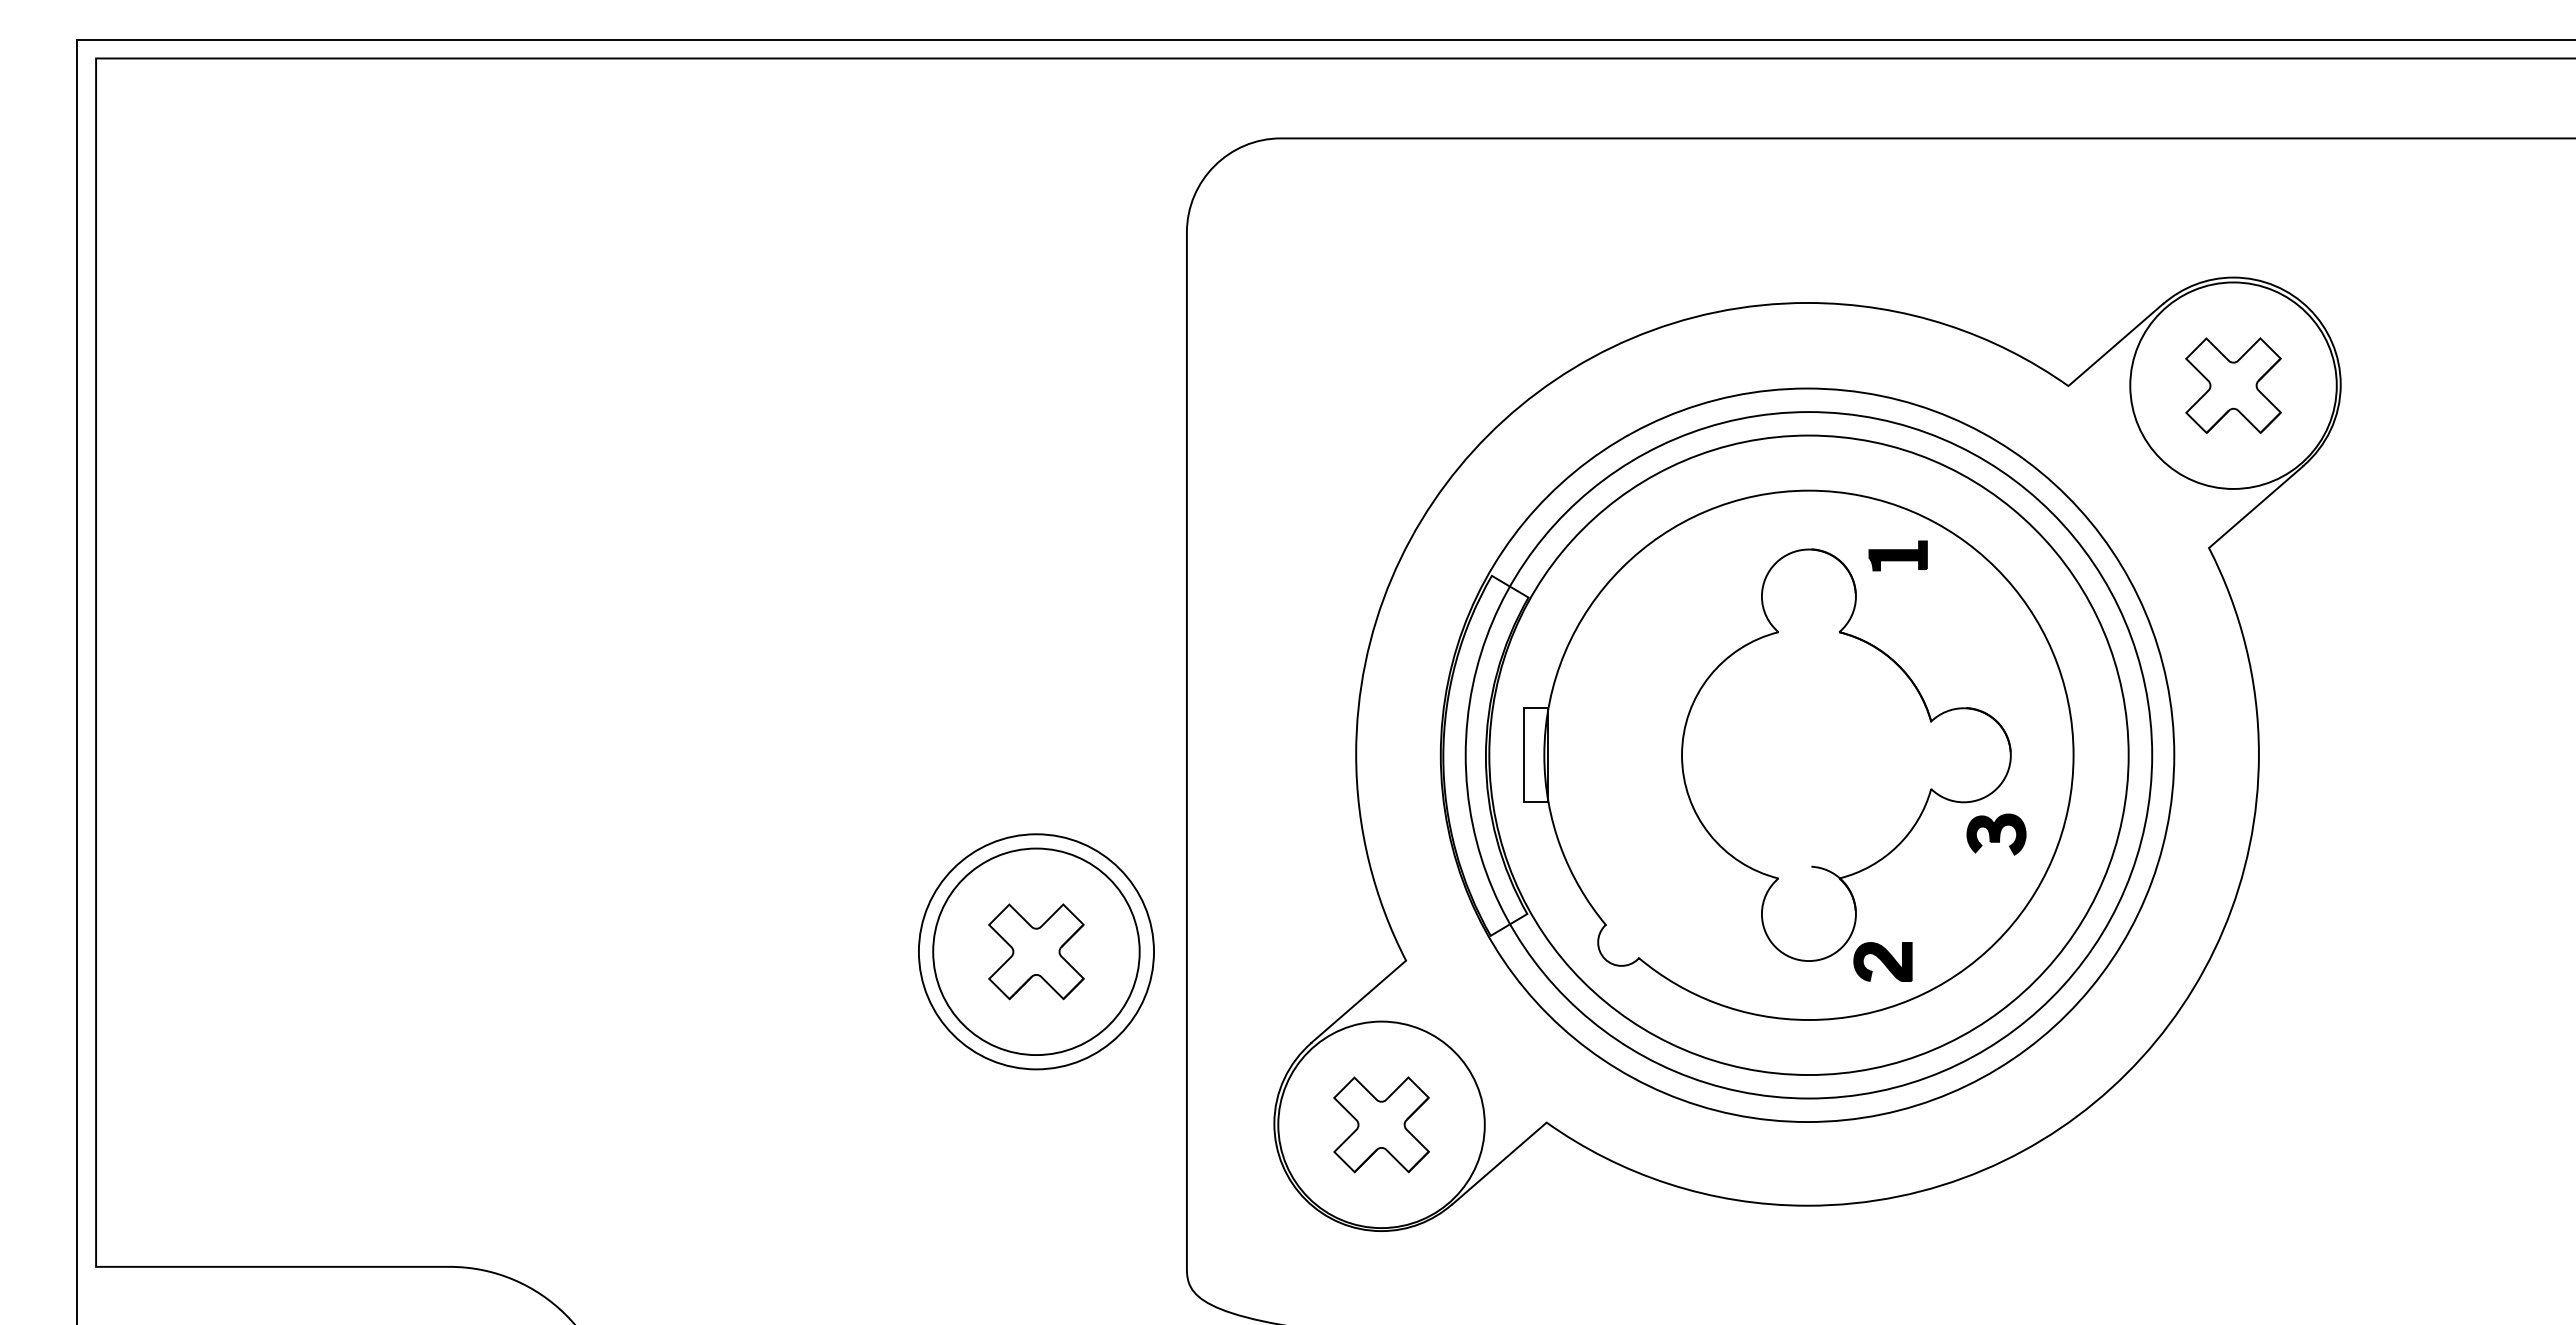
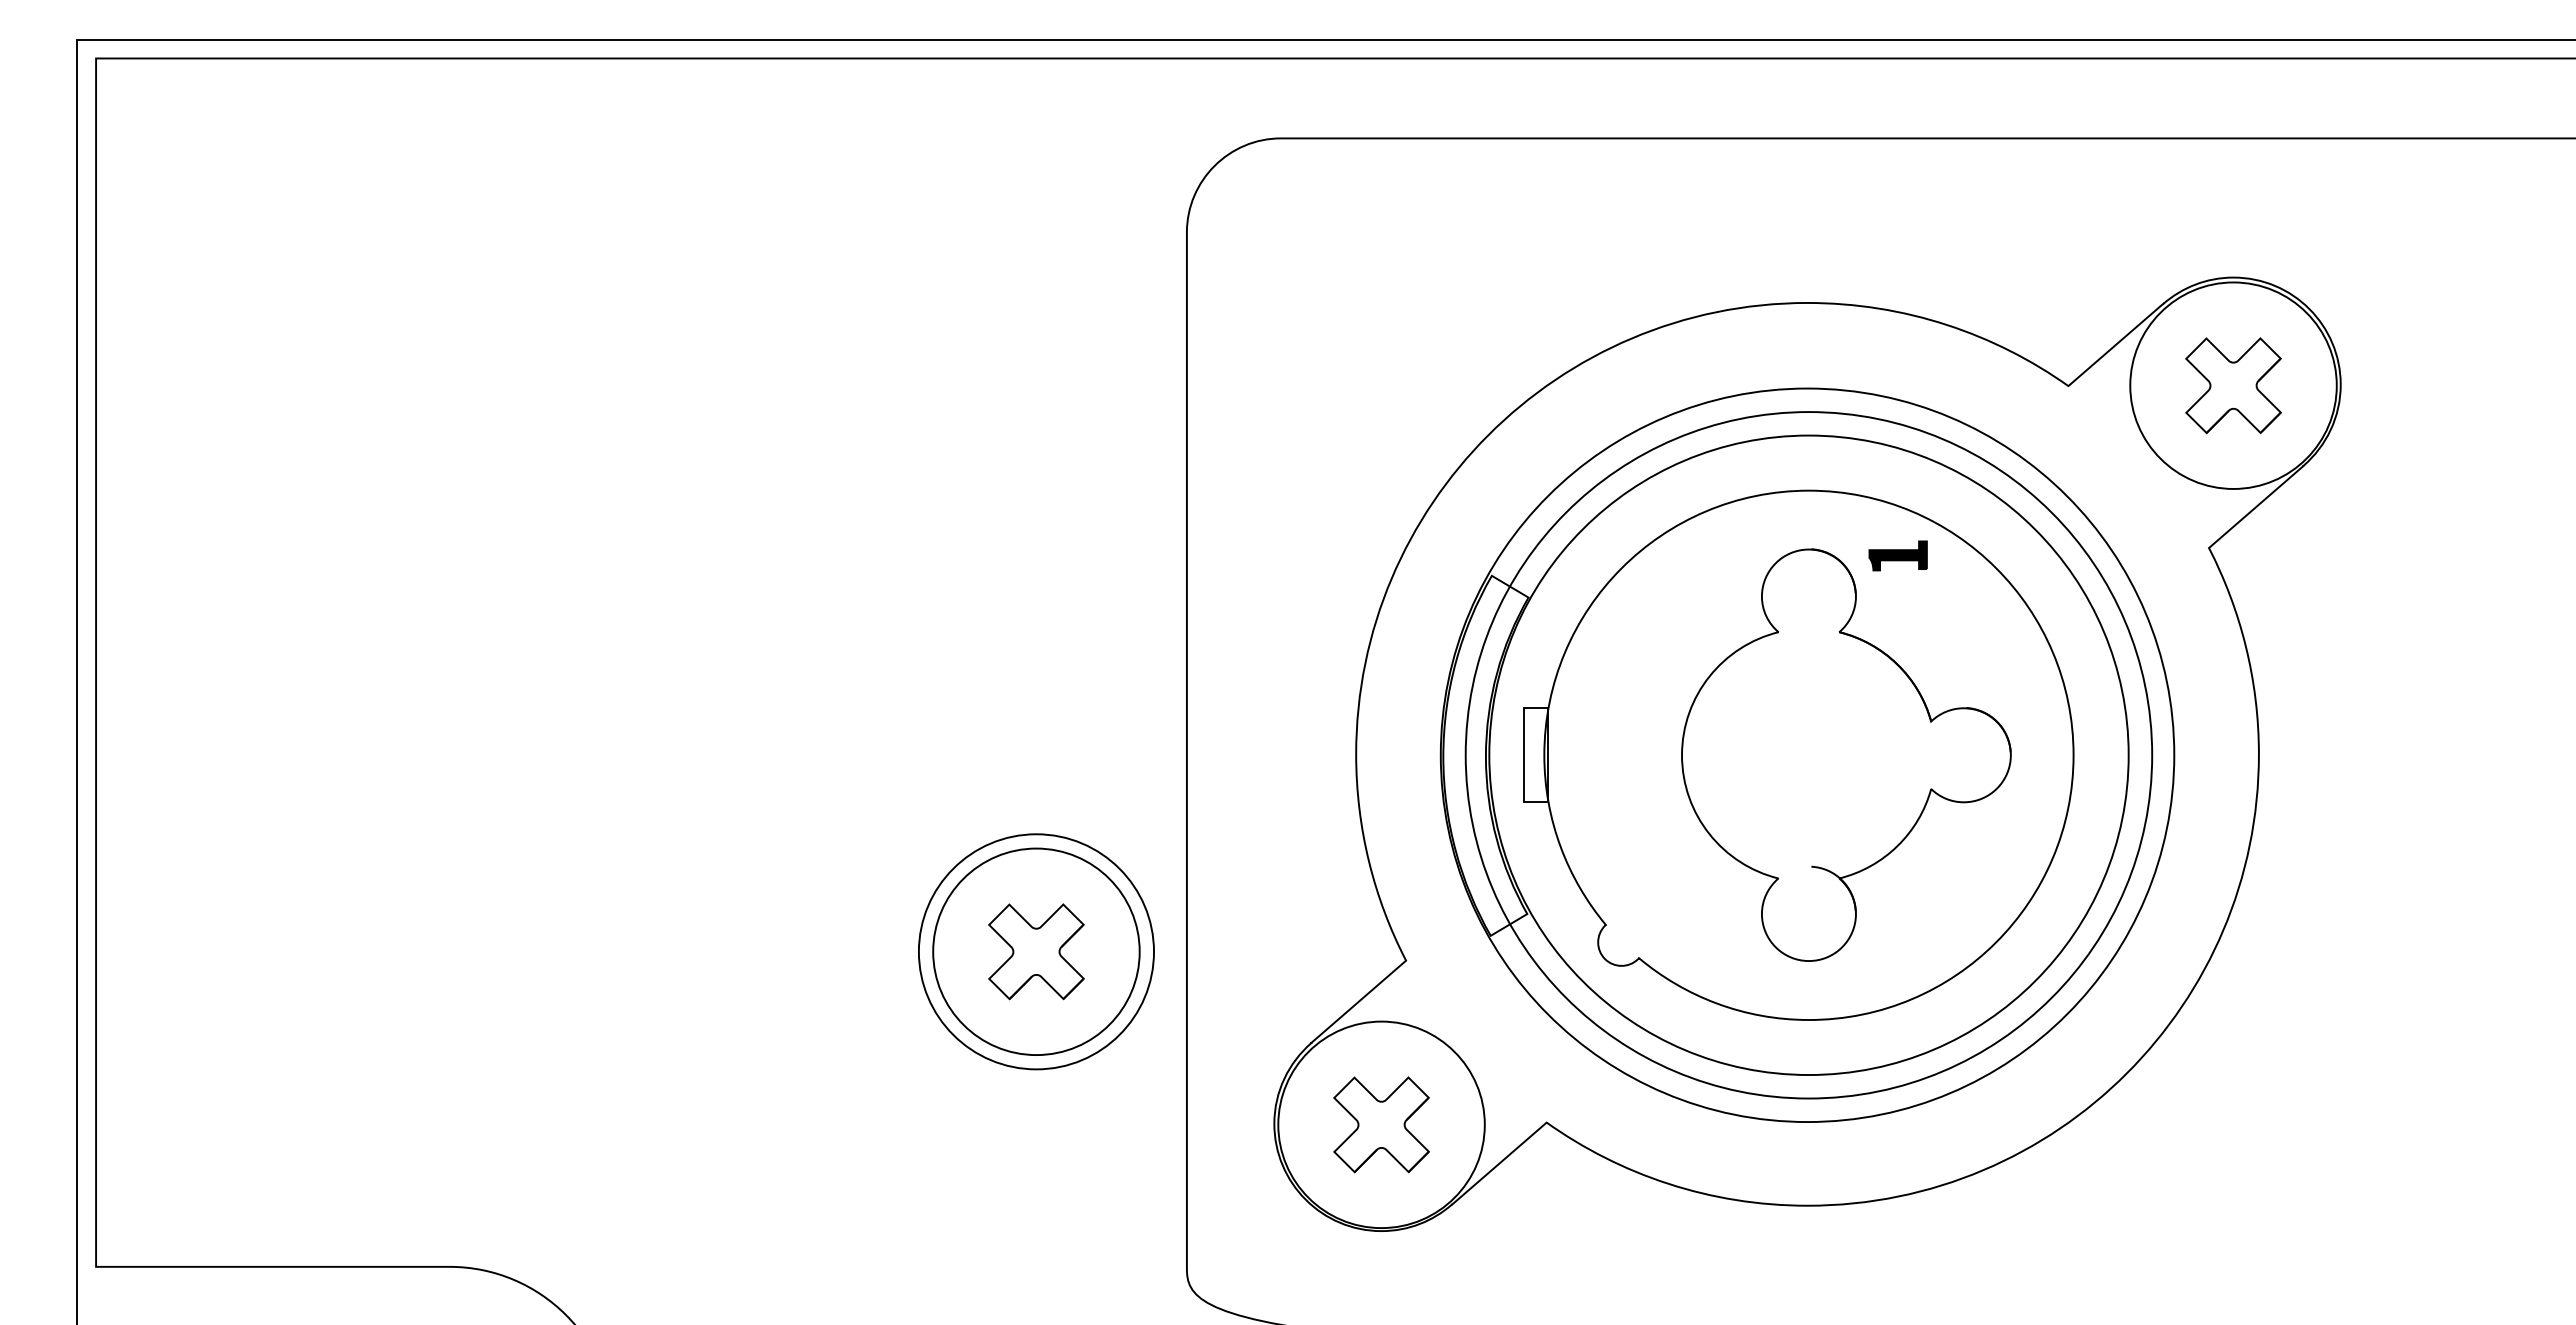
part: present -> none (1996, 834)
part: present -> none (1882, 961)
